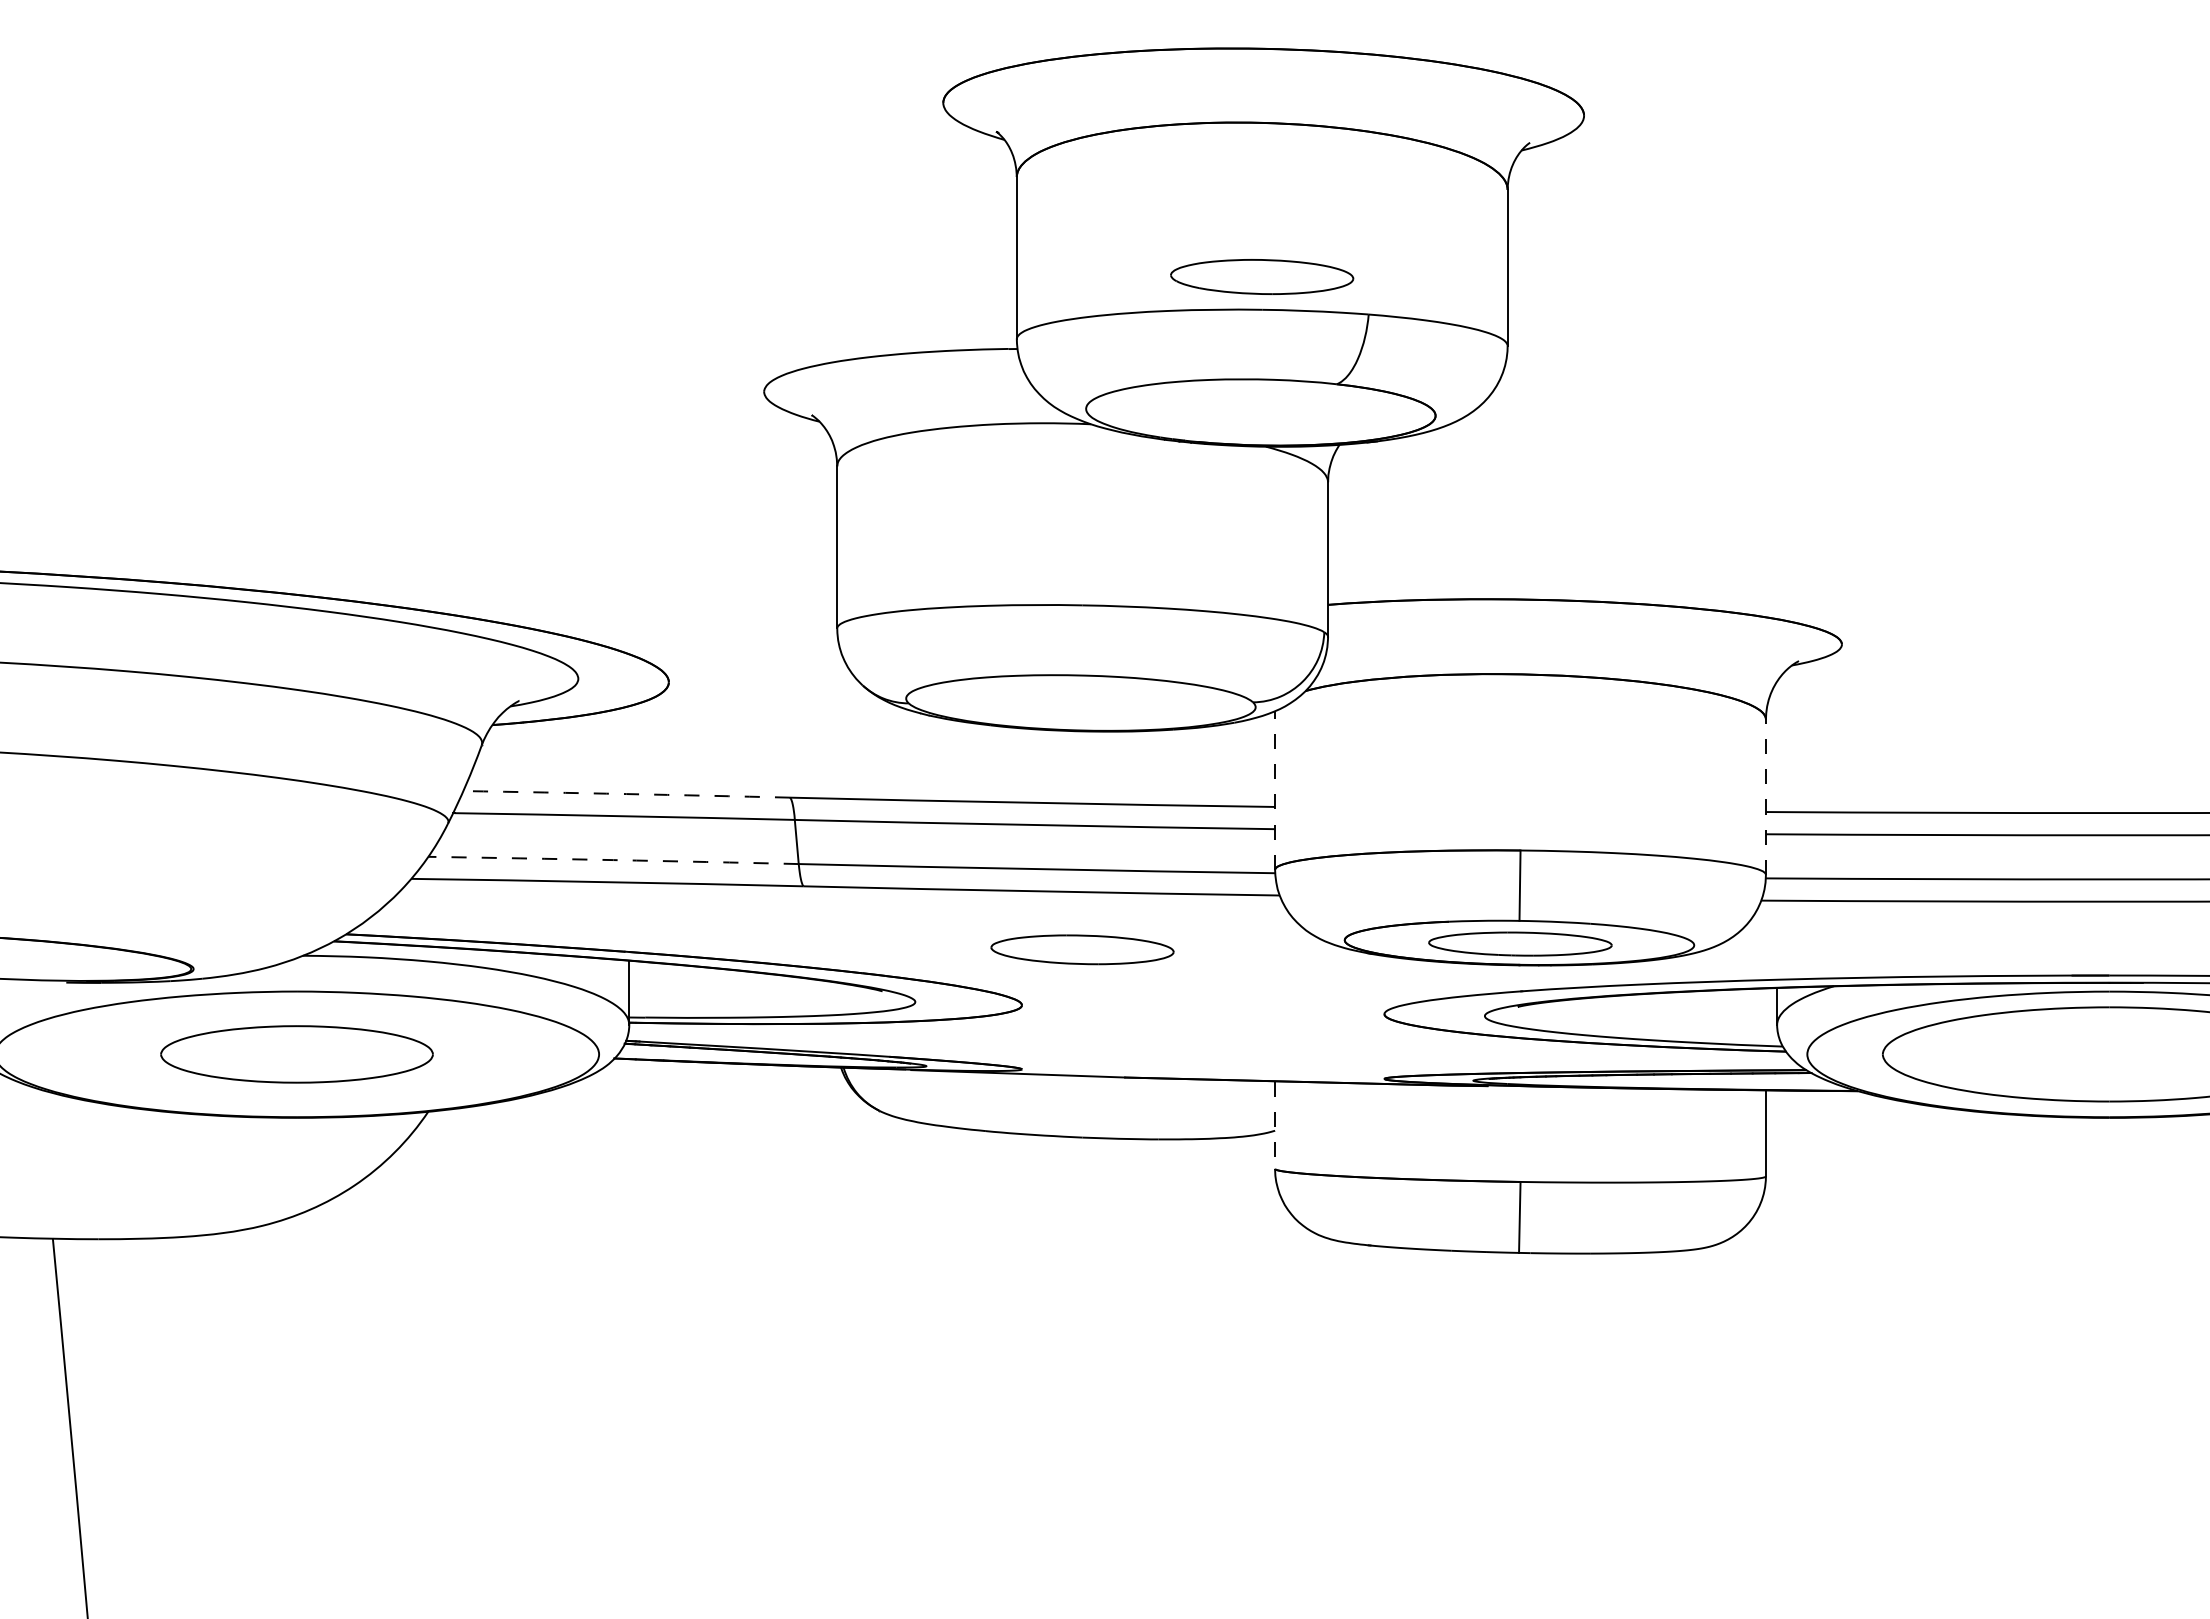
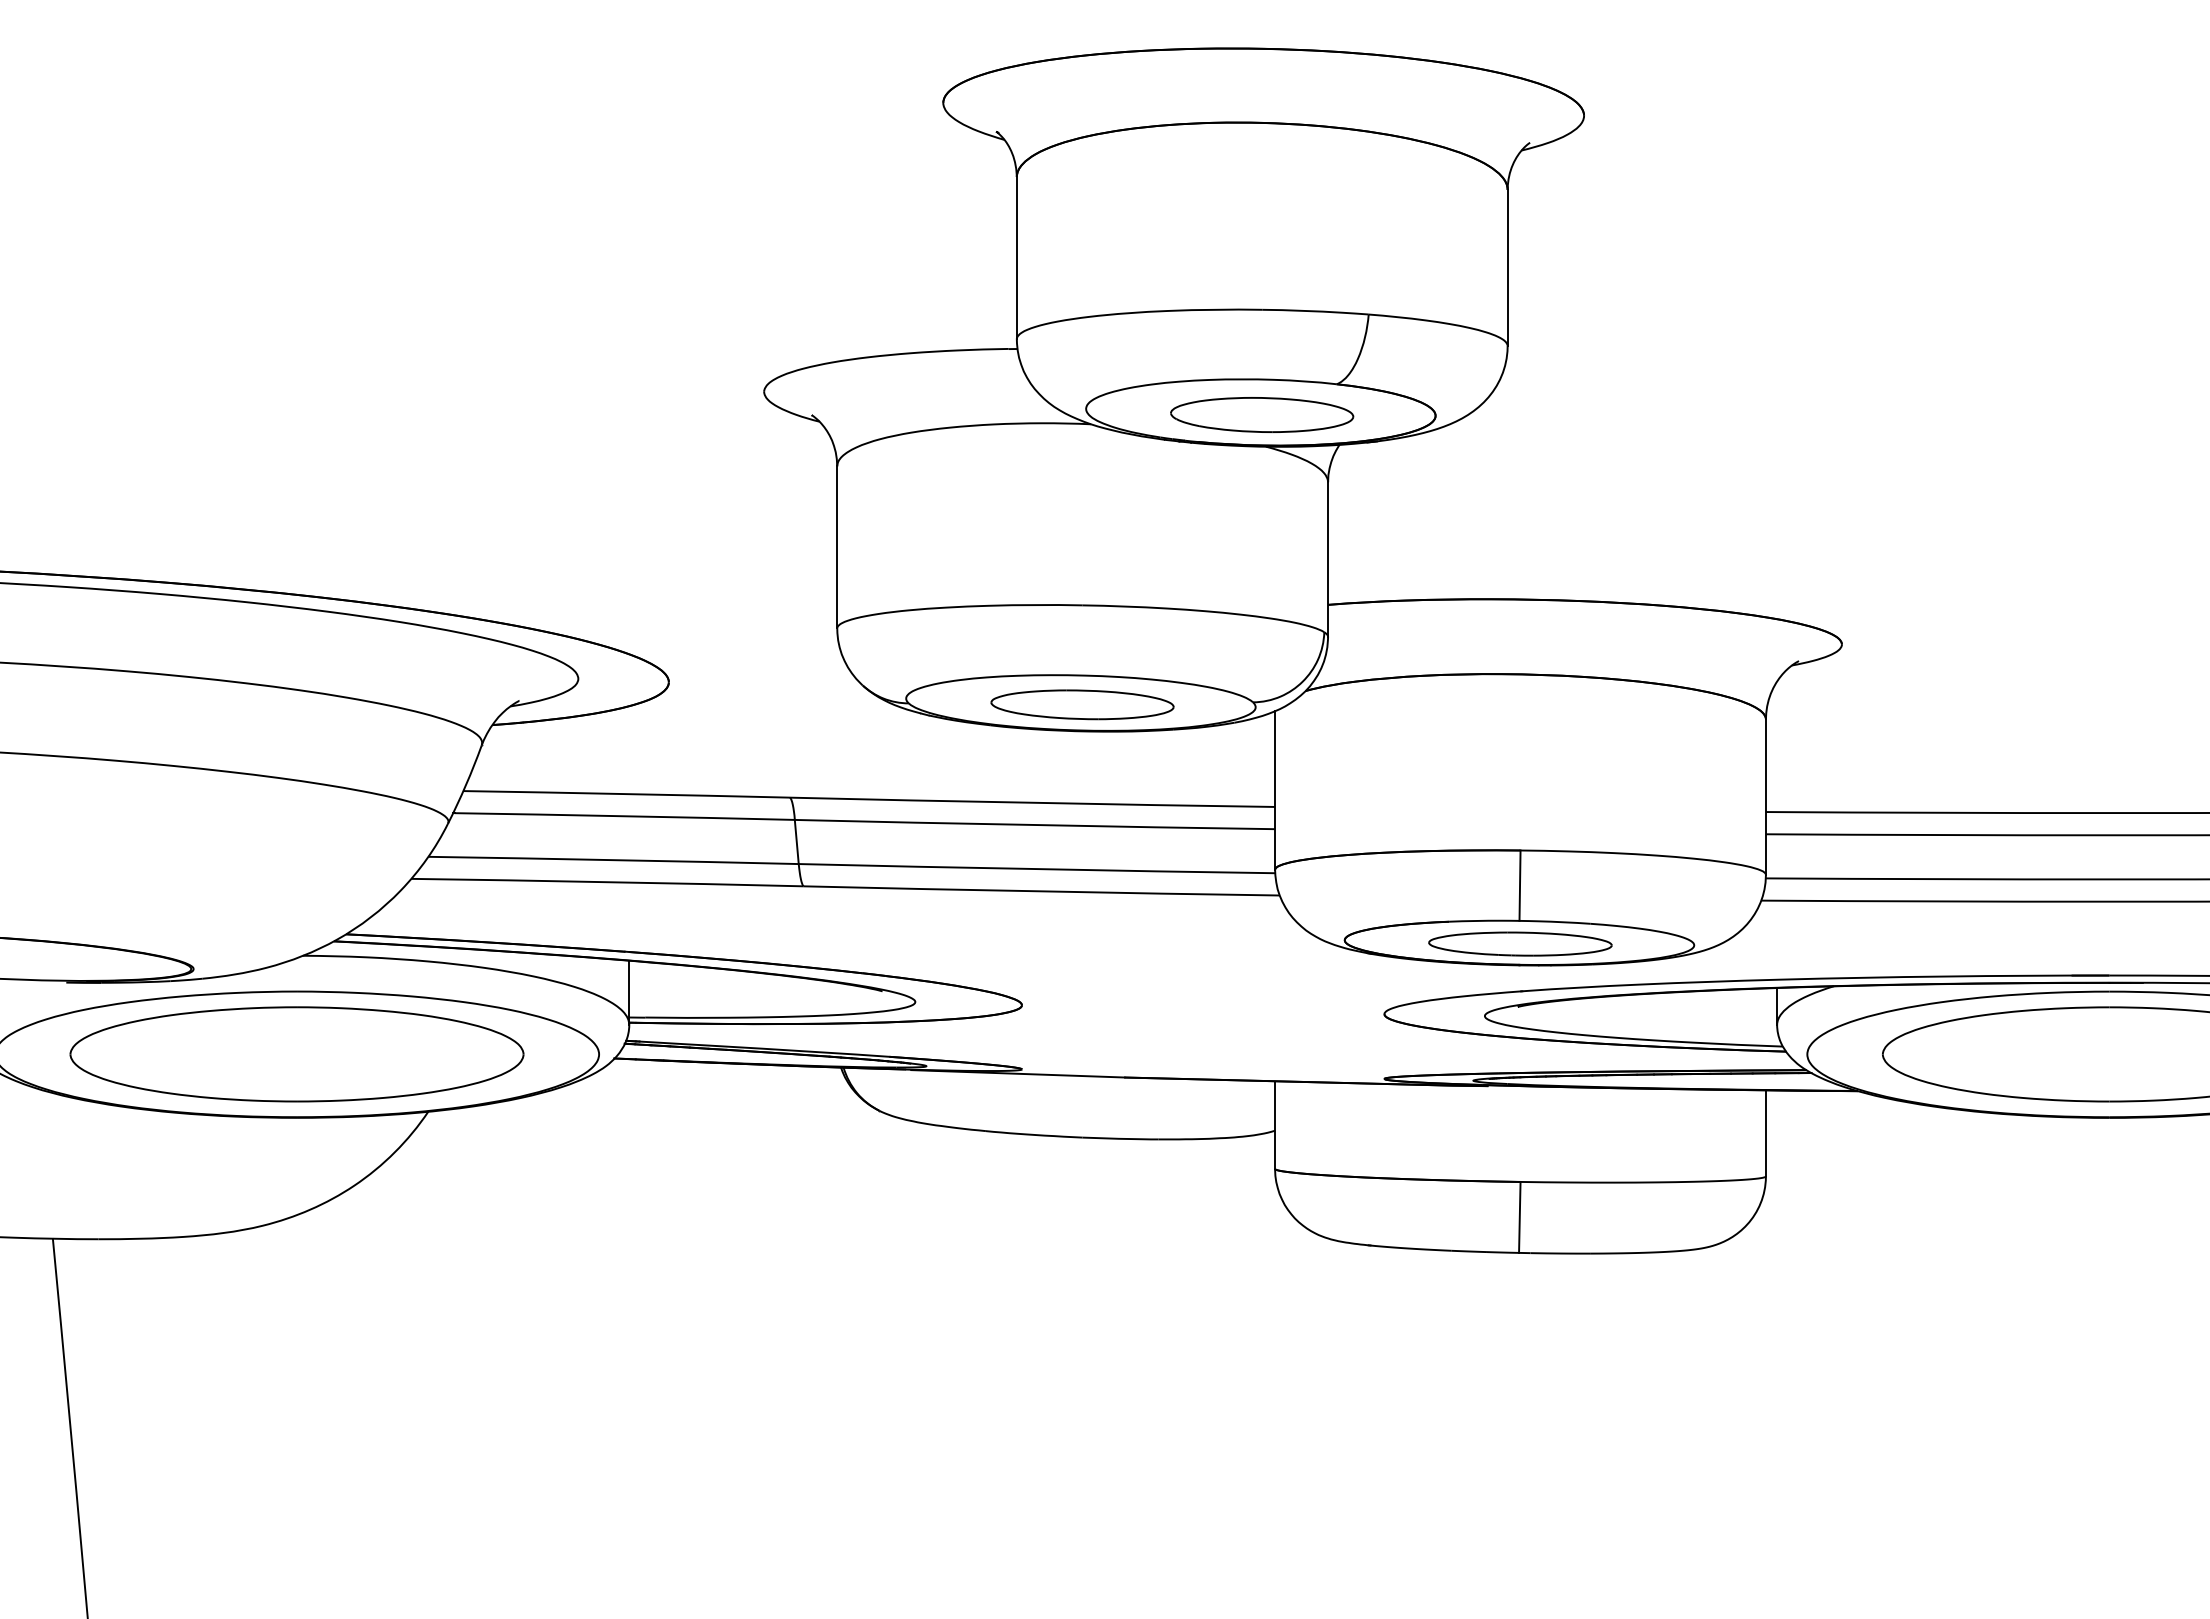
part position: (1262, 276) -> (1262, 414) (1262, 414)
line: dashed -> solid (1275, 790)
arc: dashed -> solid (626, 794)
line: dashed -> solid (1765, 797)
arc: dashed -> solid (613, 860)
part position: (1082, 949) -> (1082, 704) (1082, 704)
part size: 274x59 px -> 456x97 px (296, 1054)
line: dashed -> solid (1275, 1125)
